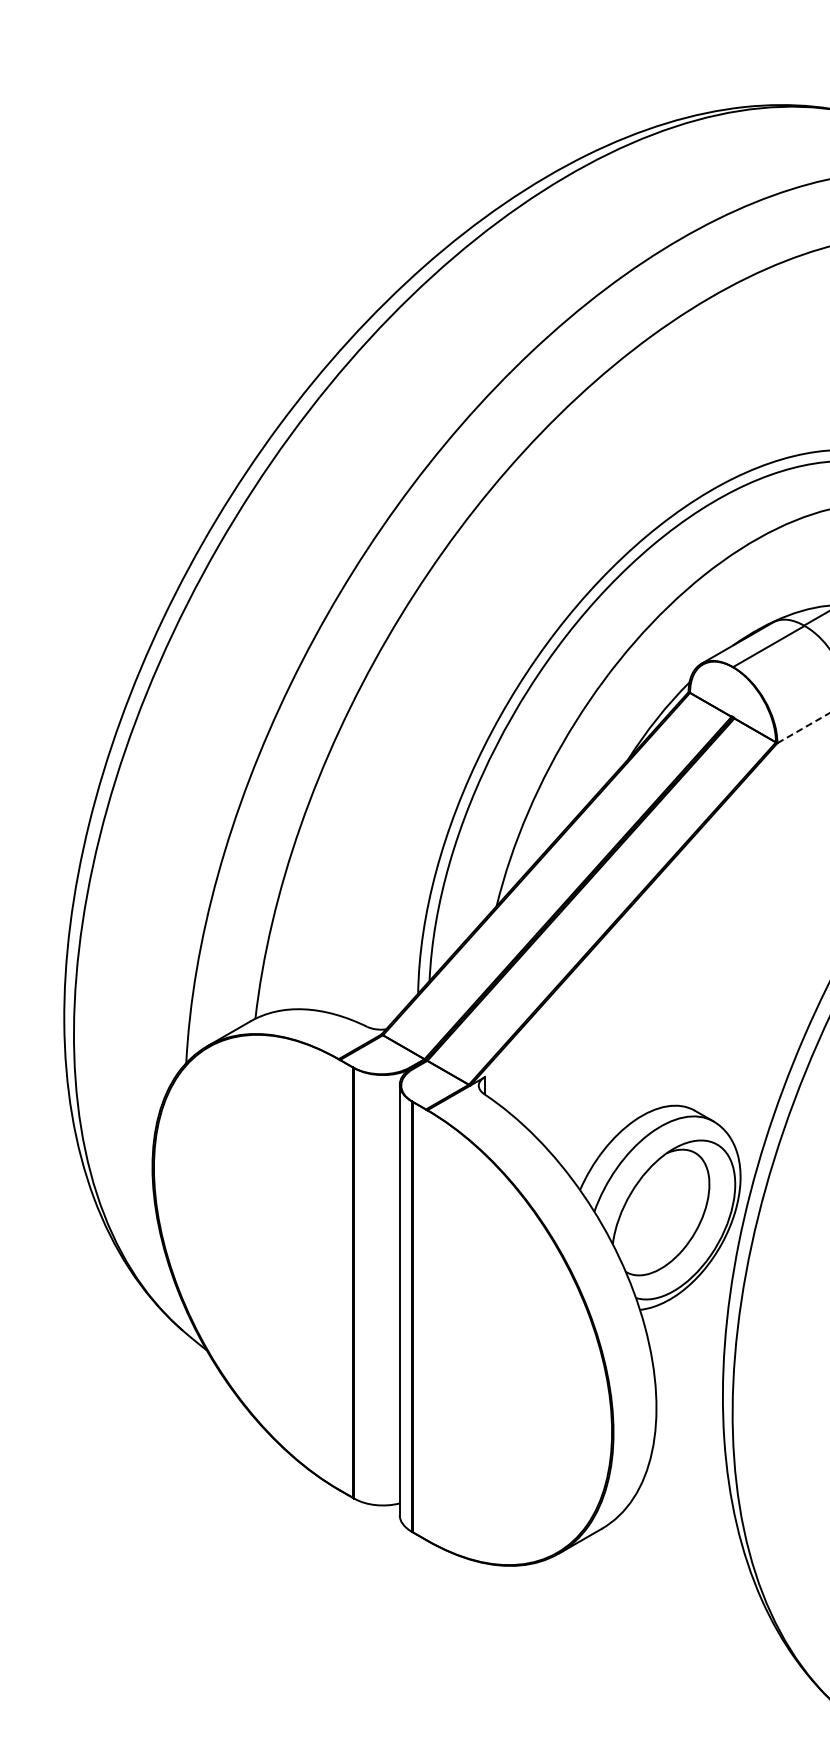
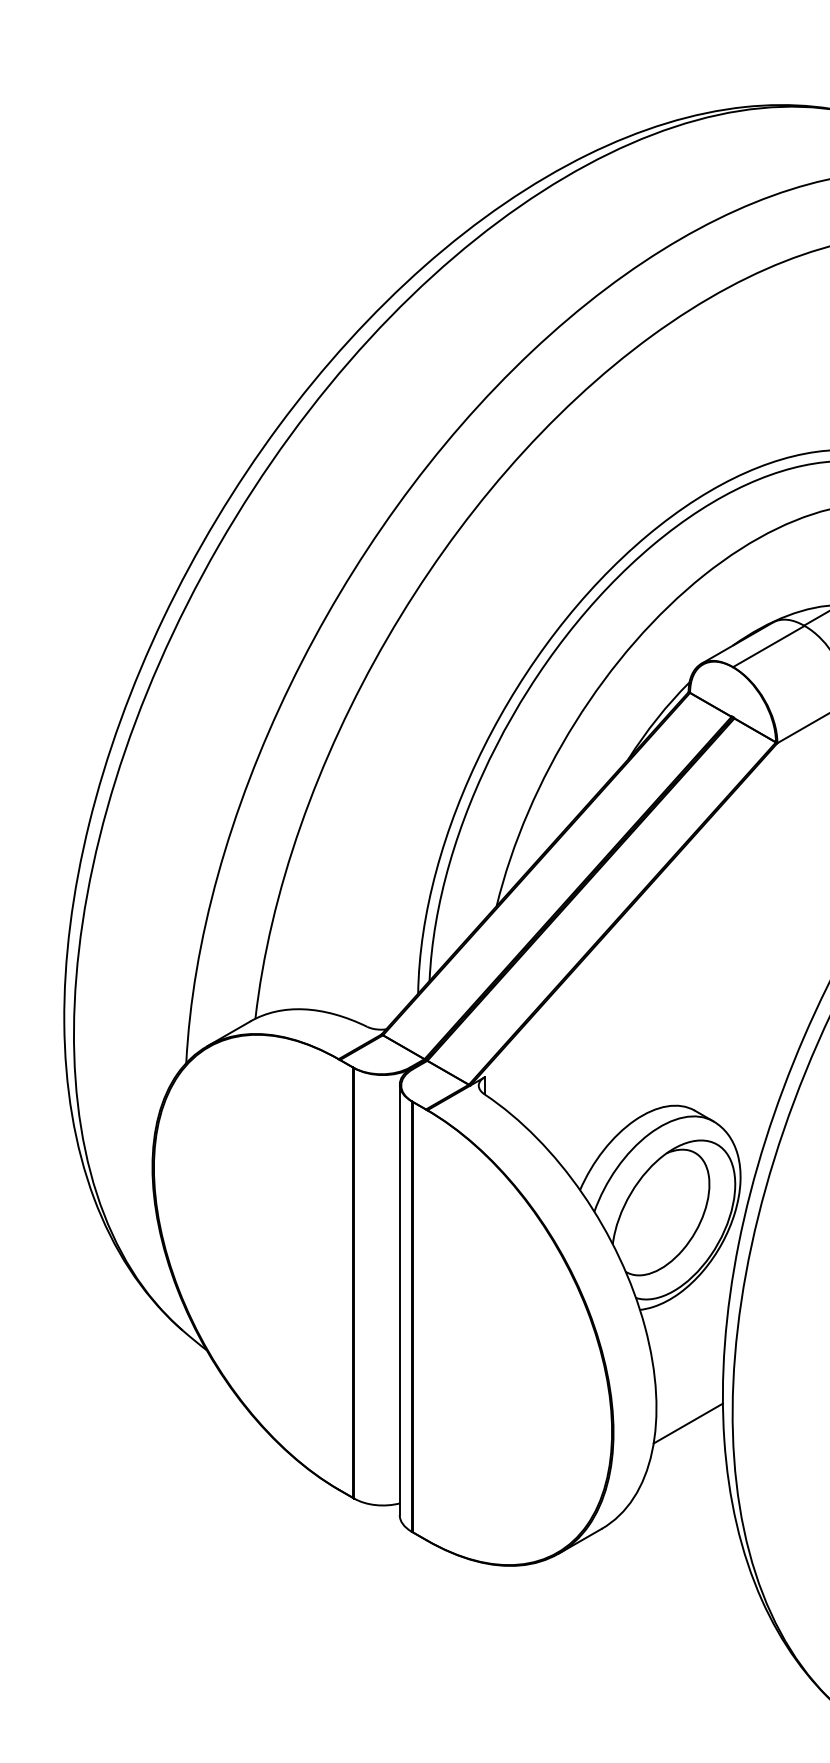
line: dashed -> solid (803, 728)
line: none -> present (687, 1423)
